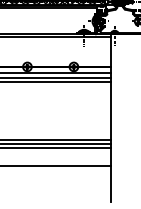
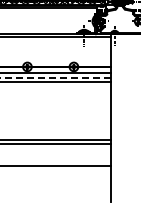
line: solid -> dashed (55, 77)
line: present -> none (56, 147)
